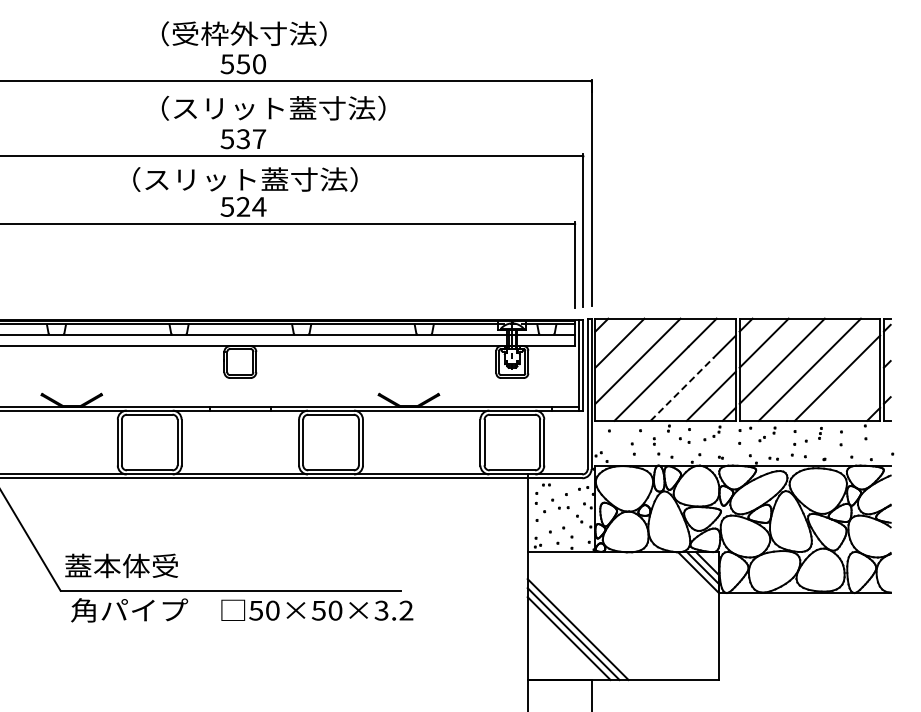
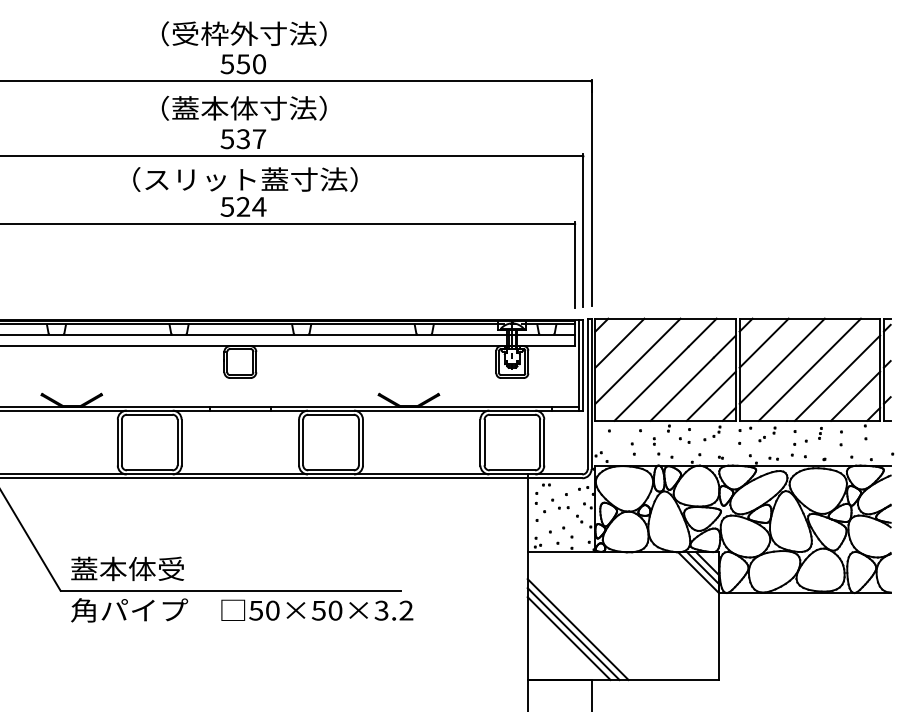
text: （スリット蓋寸法） -> （蓋本体寸法） (278, 107)
line: dashed -> solid (682, 389)
line: none -> present (855, 395)
text position: (121, 565) -> (127, 568) (127, 568)
